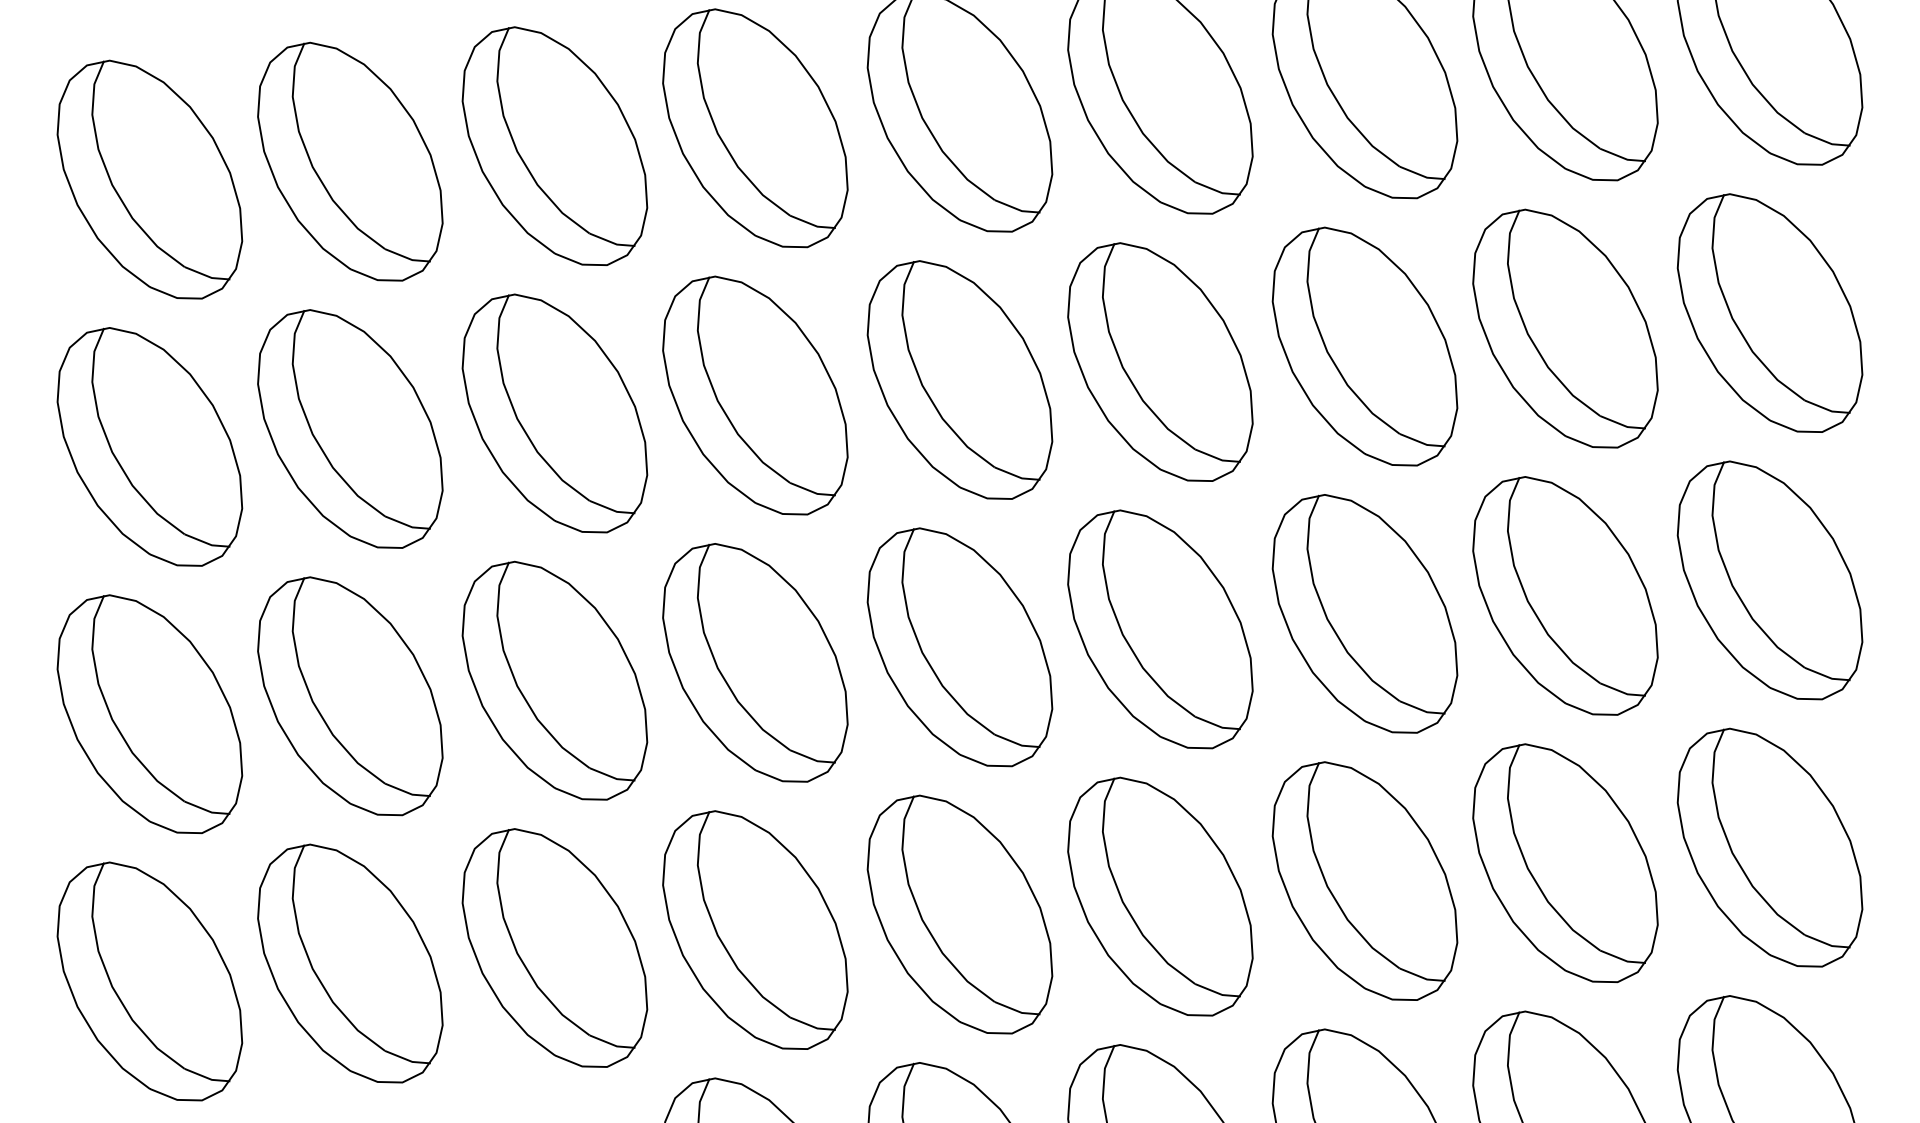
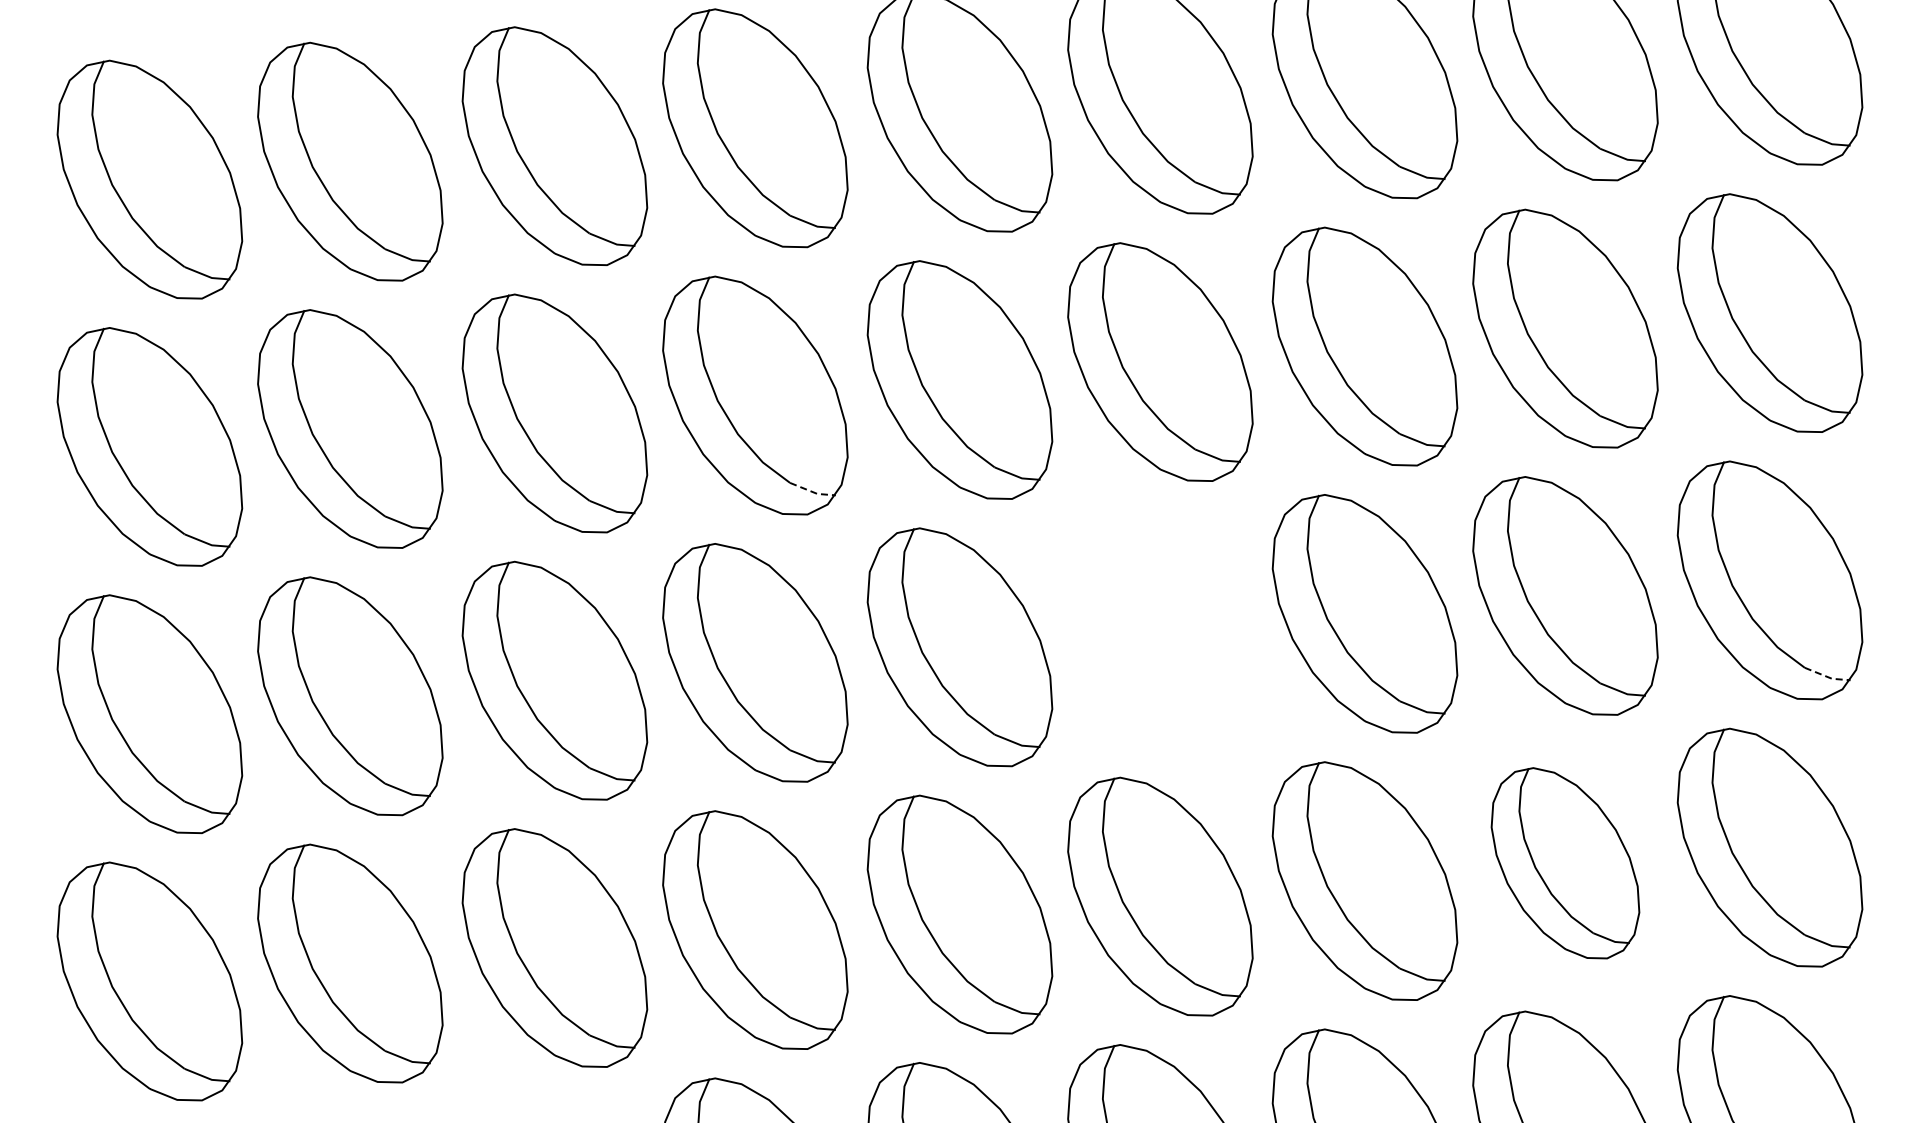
line: solid -> dashed (812, 492)
part: present -> none (1160, 629)
line: solid -> dashed (1827, 676)
part size: 187x241 px -> 151x193 px (1565, 863)
